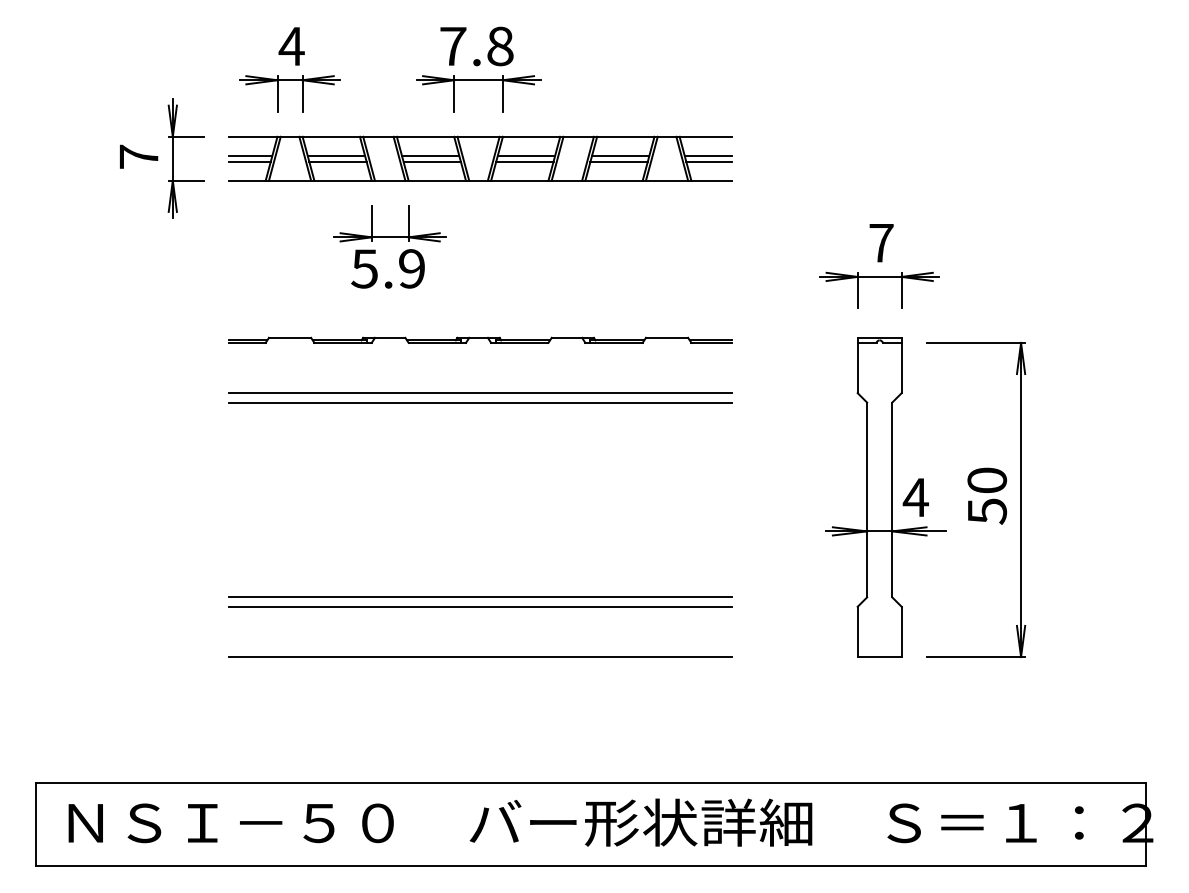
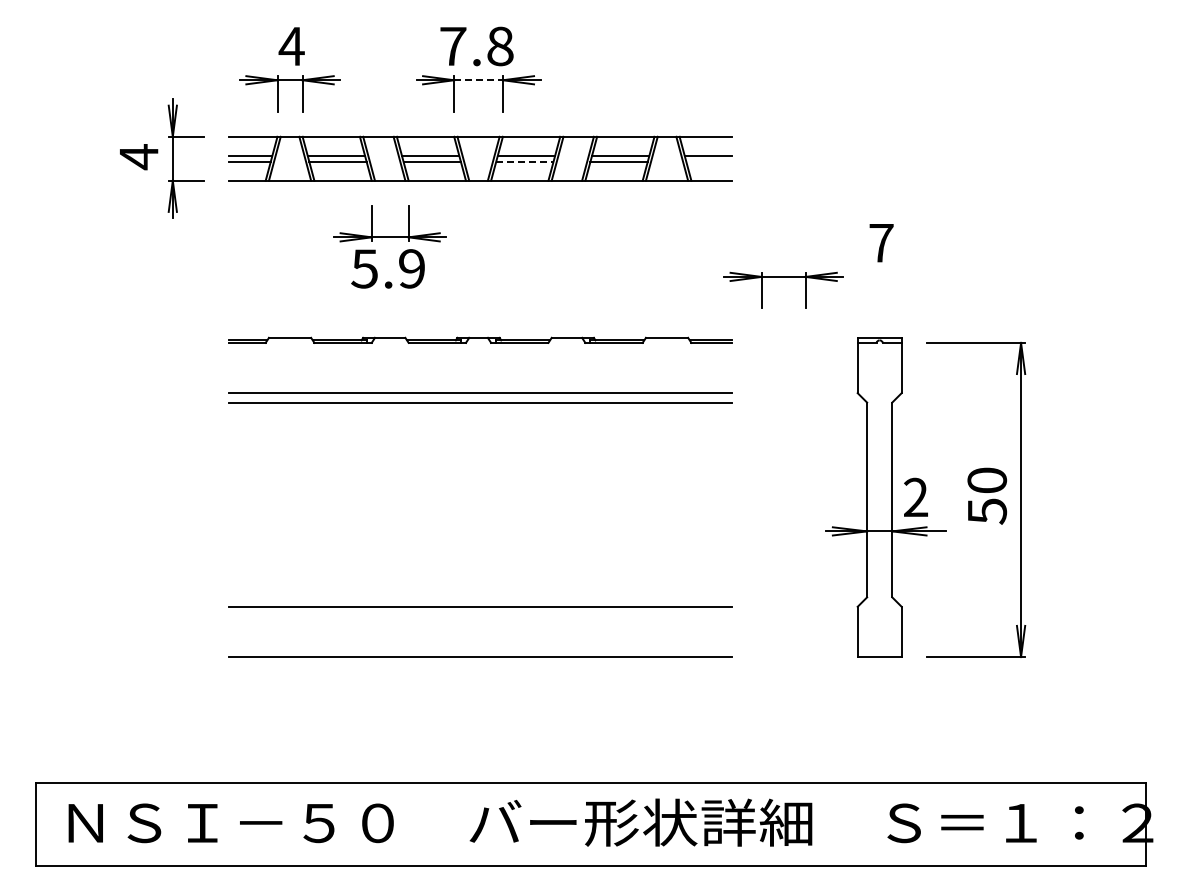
line: solid -> dashed (479, 80)
text: 7 -> 4 (138, 157)
line: solid -> dashed (524, 161)
line: present -> none (709, 161)
part position: (879, 277) -> (783, 277) (783, 277)
text: 4 -> 2 (915, 496)
line: present -> none (480, 597)
